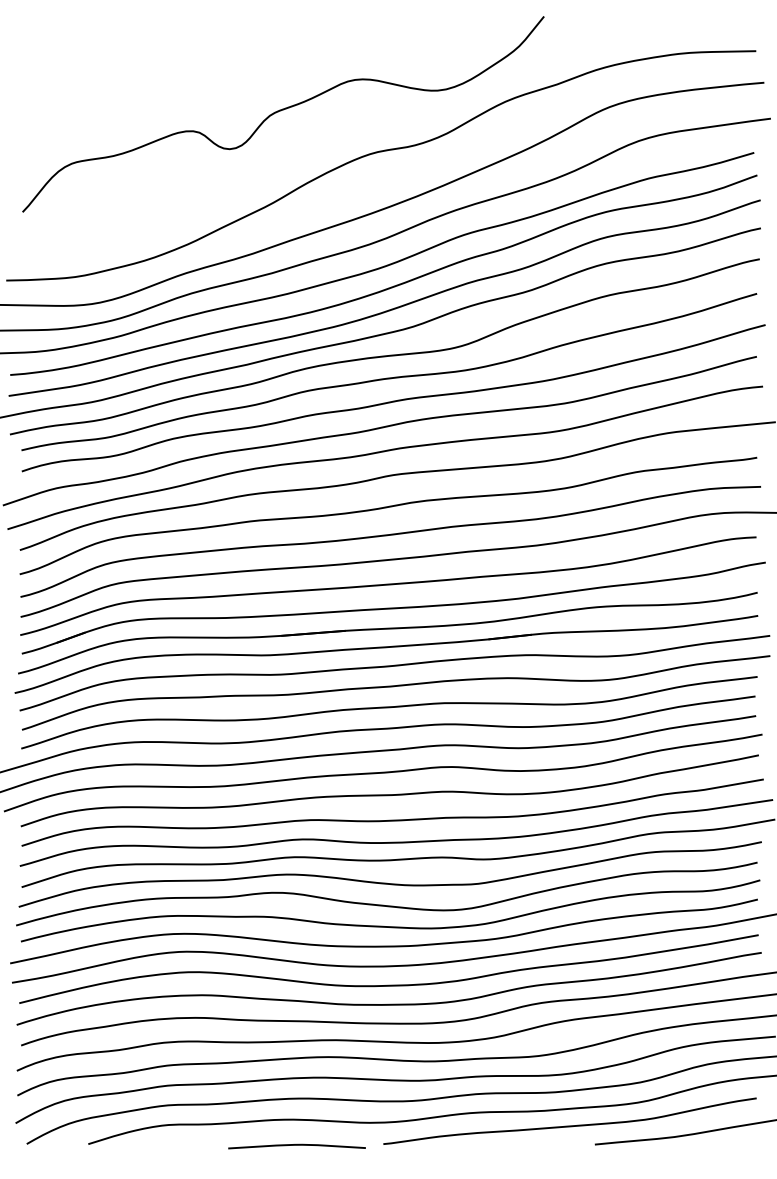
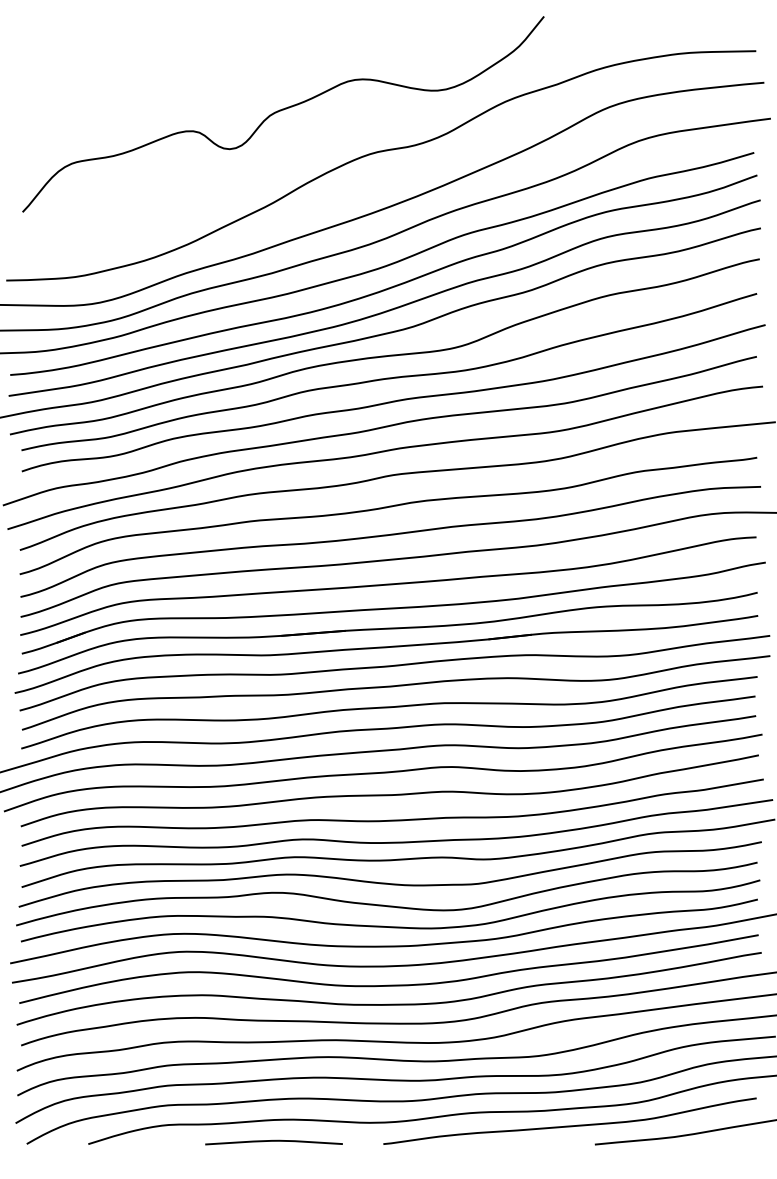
curve position: (296, 1145) -> (273, 1141) (273, 1141)
